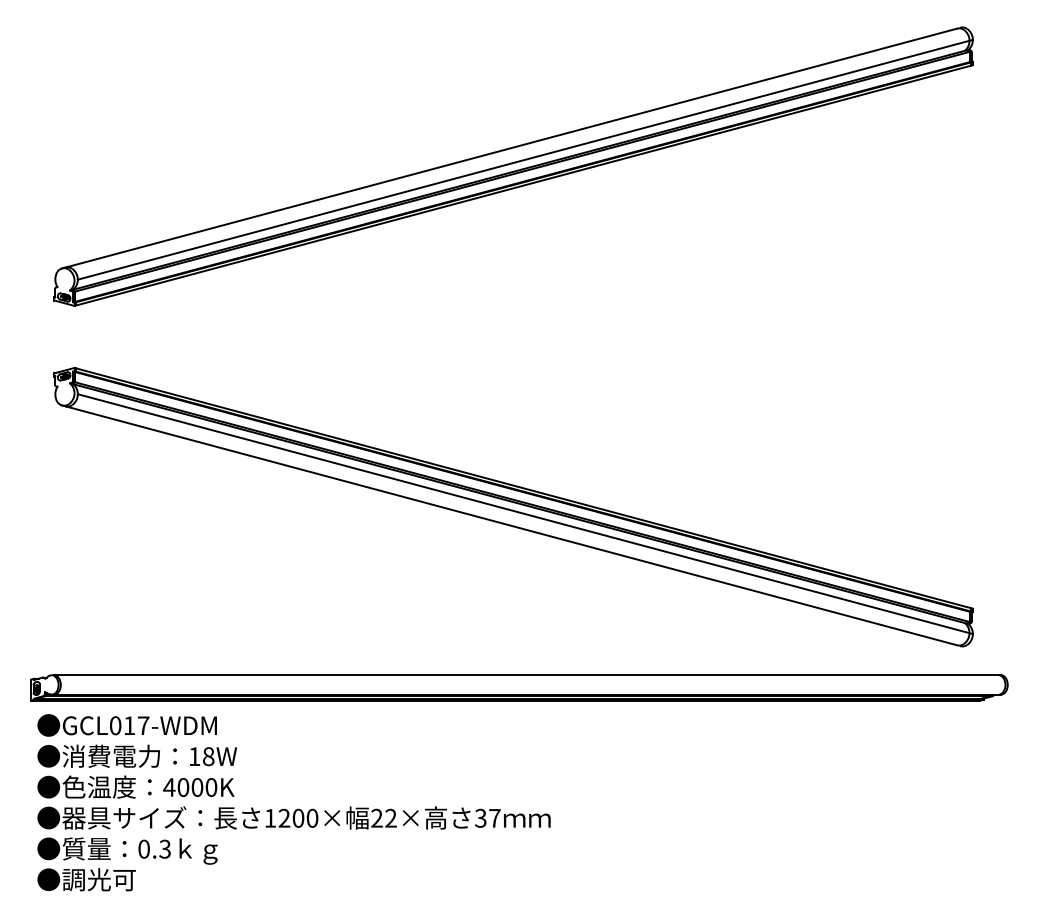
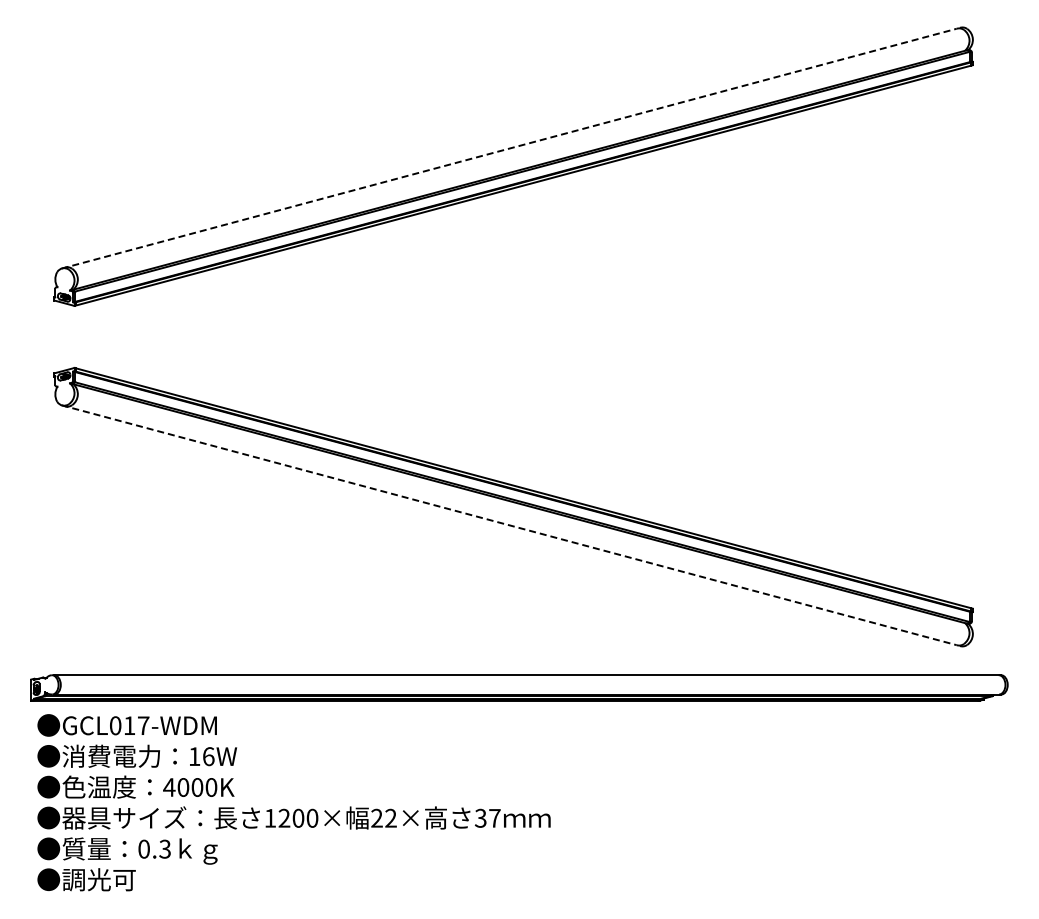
line: solid -> dashed (509, 148)
line: present -> none (524, 159)
line: present -> none (524, 514)
line: solid -> dashed (509, 525)
text: 18W -> 16W (208, 756)
